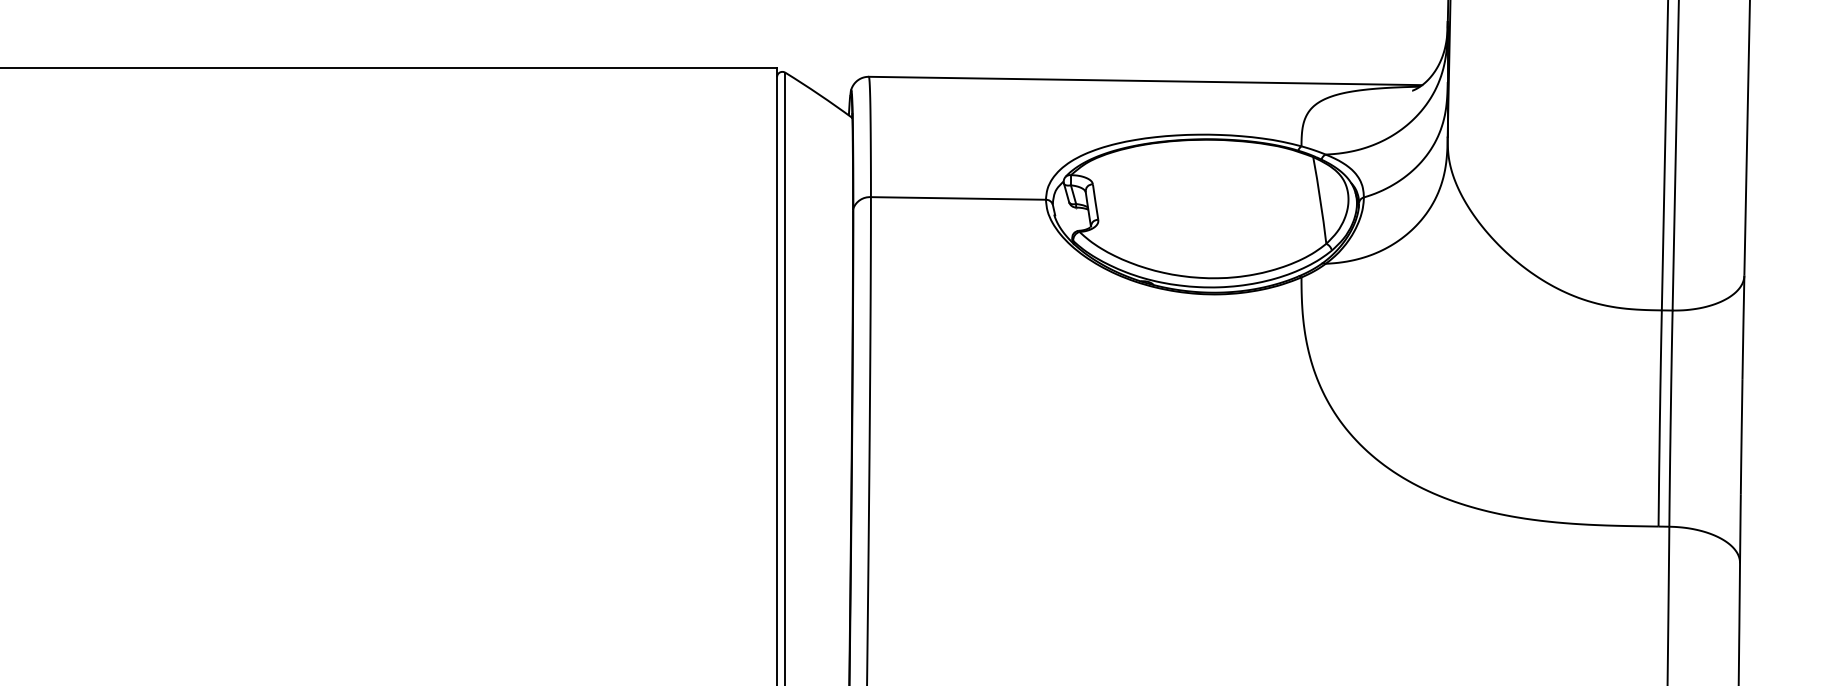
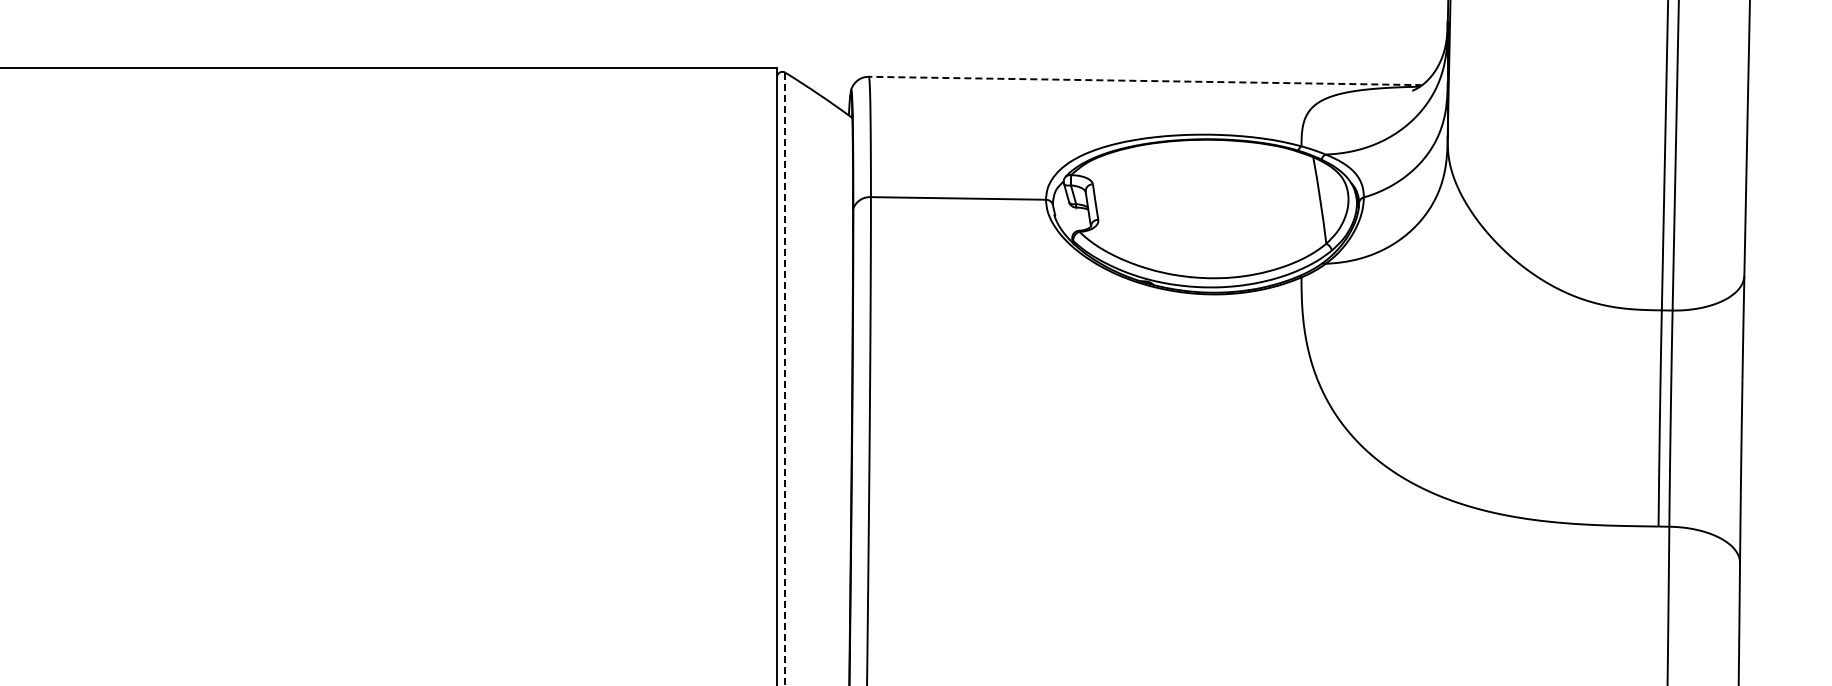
line: solid -> dashed (1145, 80)
line: solid -> dashed (785, 379)
